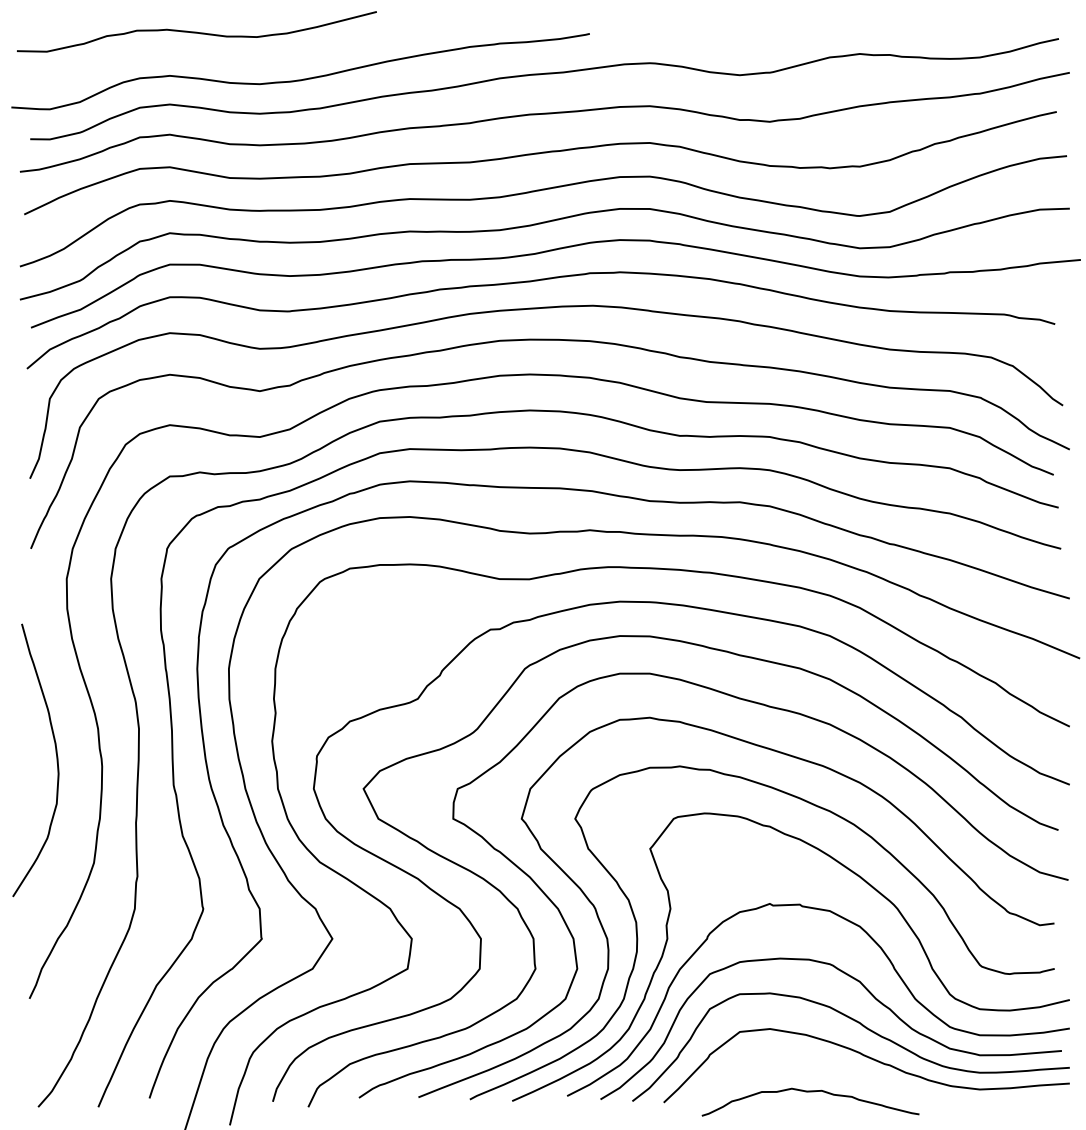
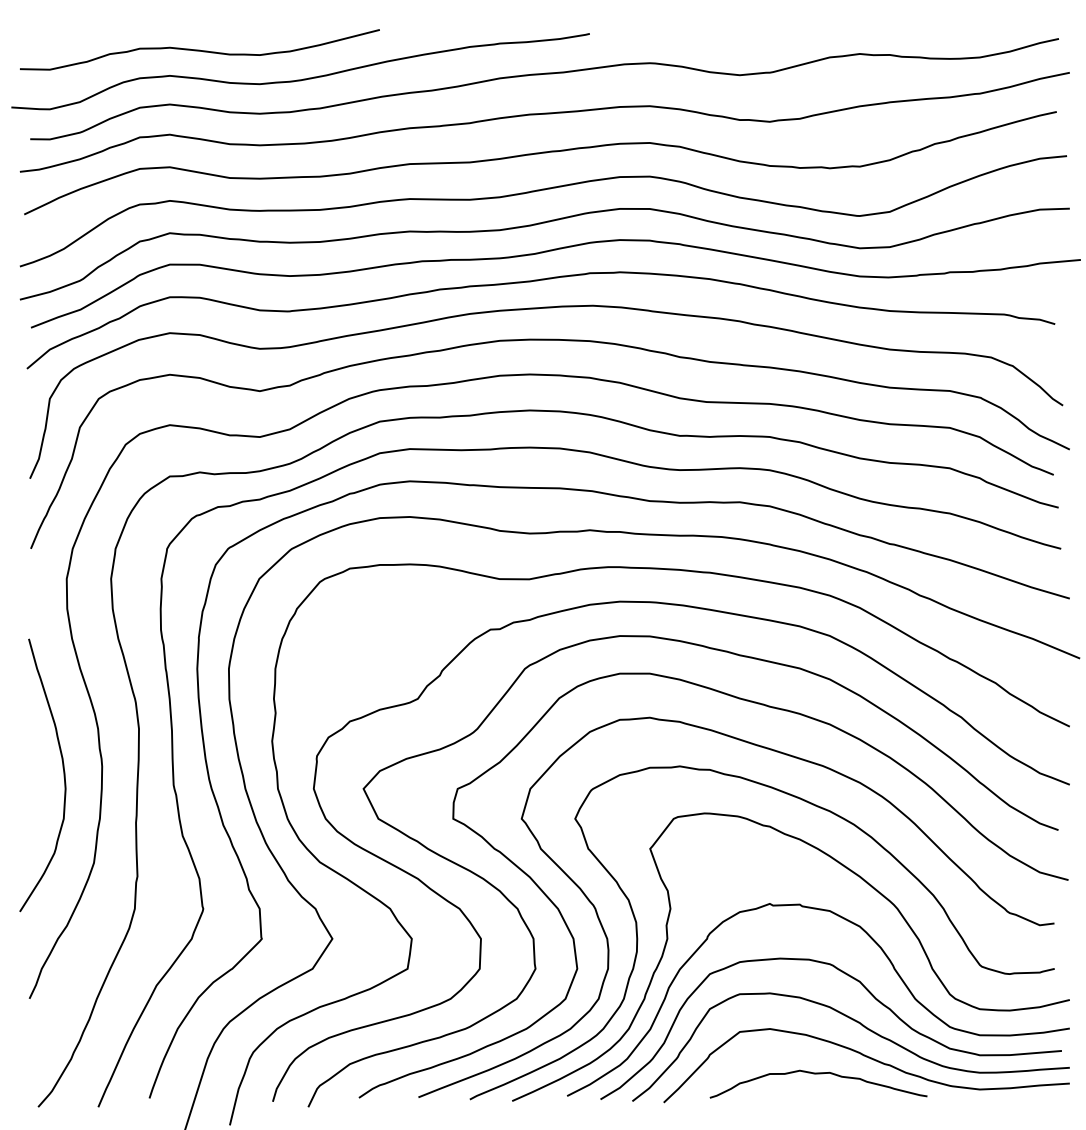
curve position: (196, 31) -> (199, 49) (199, 49)
curve position: (56, 760) -> (63, 775) (63, 775)
curve position: (810, 1092) -> (818, 1074) (818, 1074)
